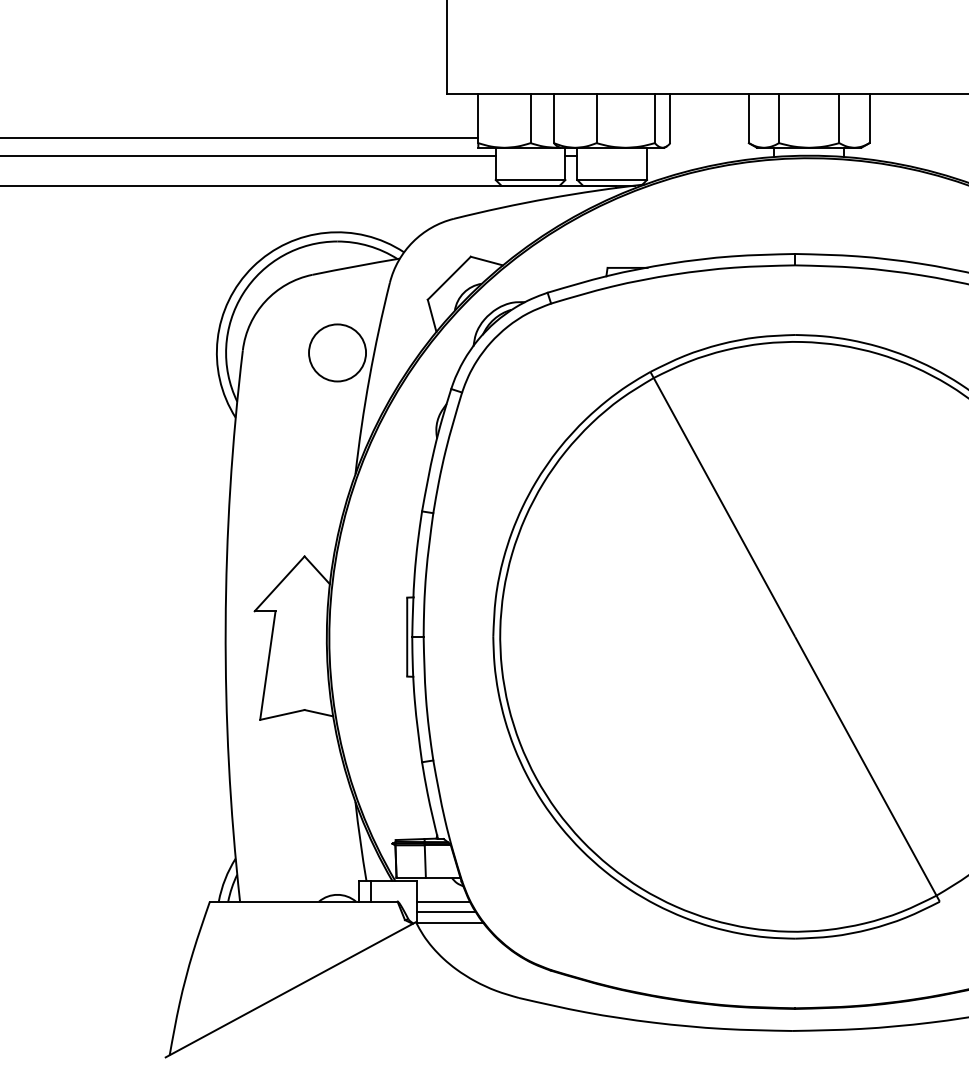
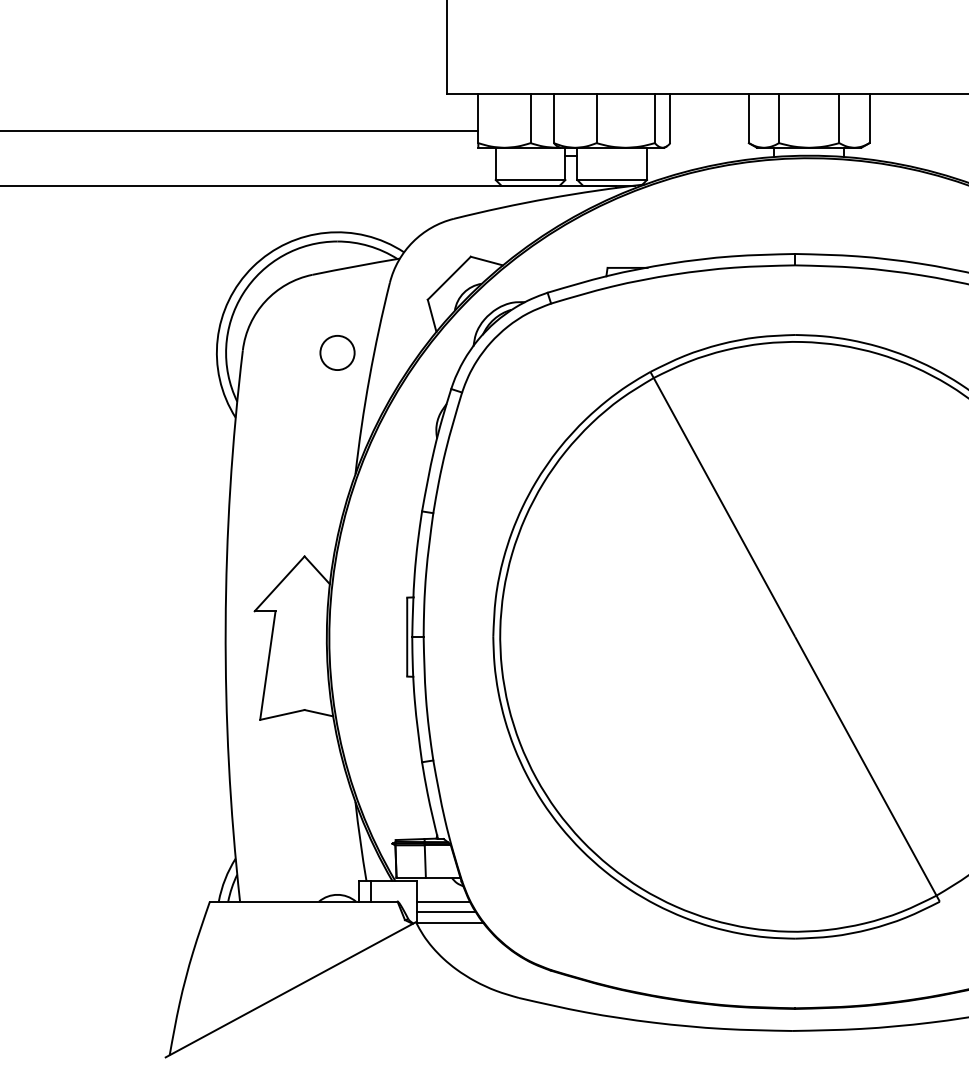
line position: (240, 137) -> (240, 130) (240, 130)
line: present -> none (248, 155)
circle diameter: 57 px -> 34 px (337, 352)
